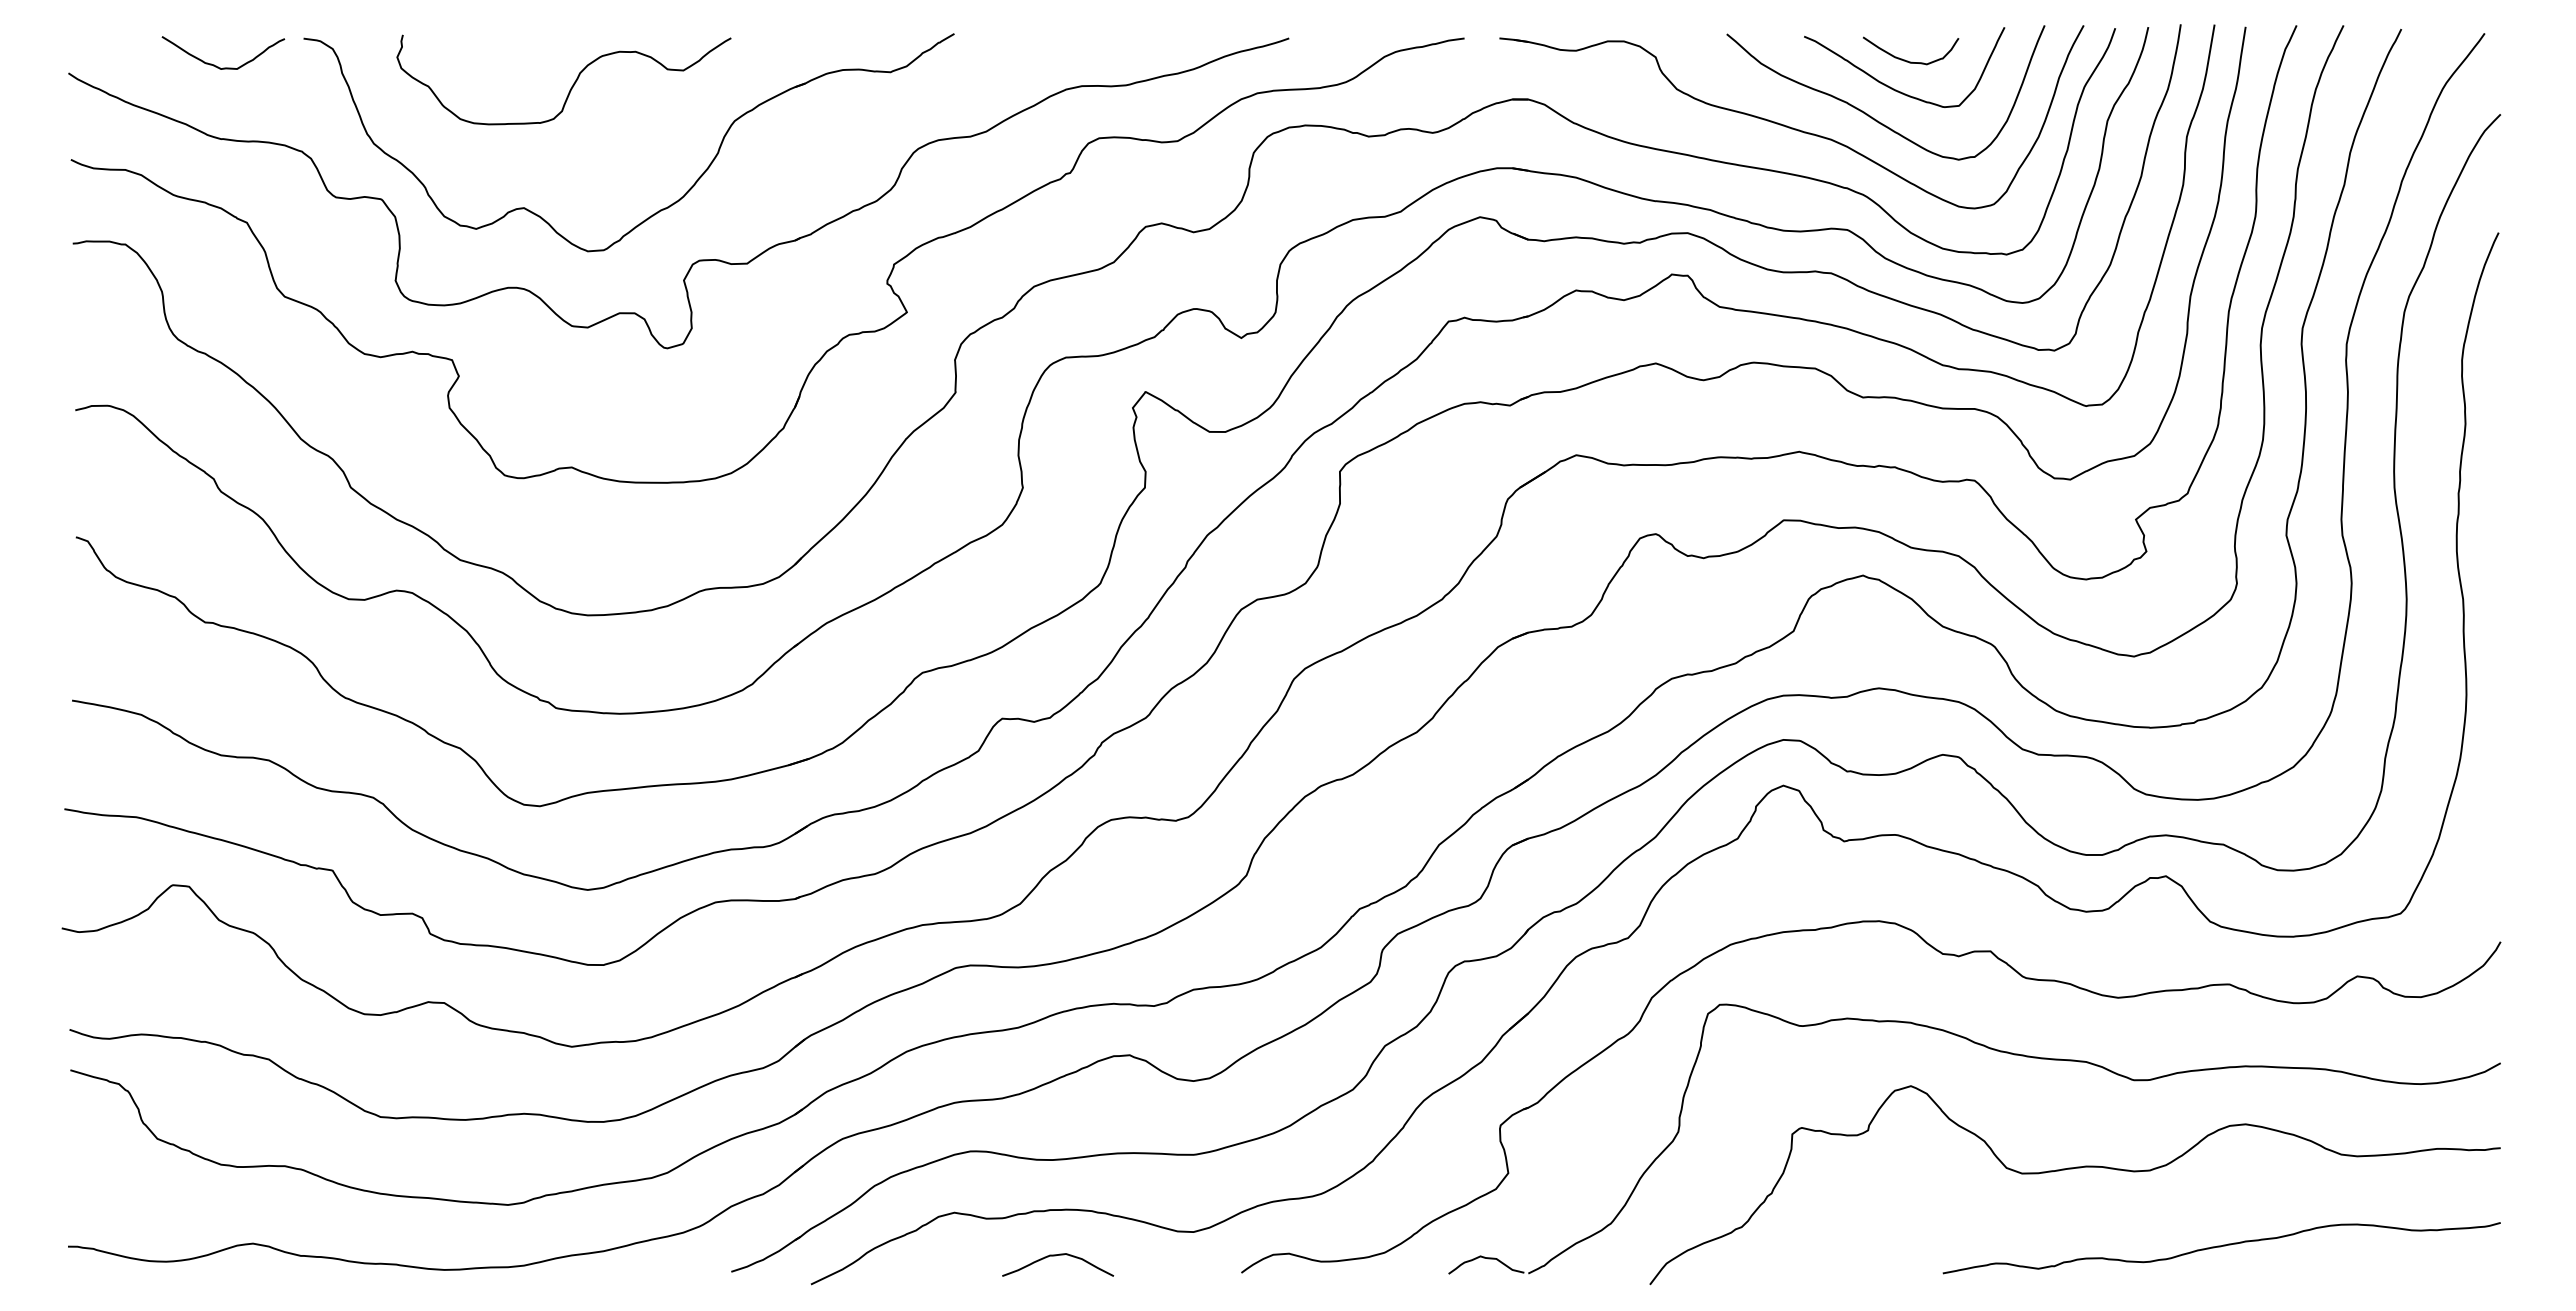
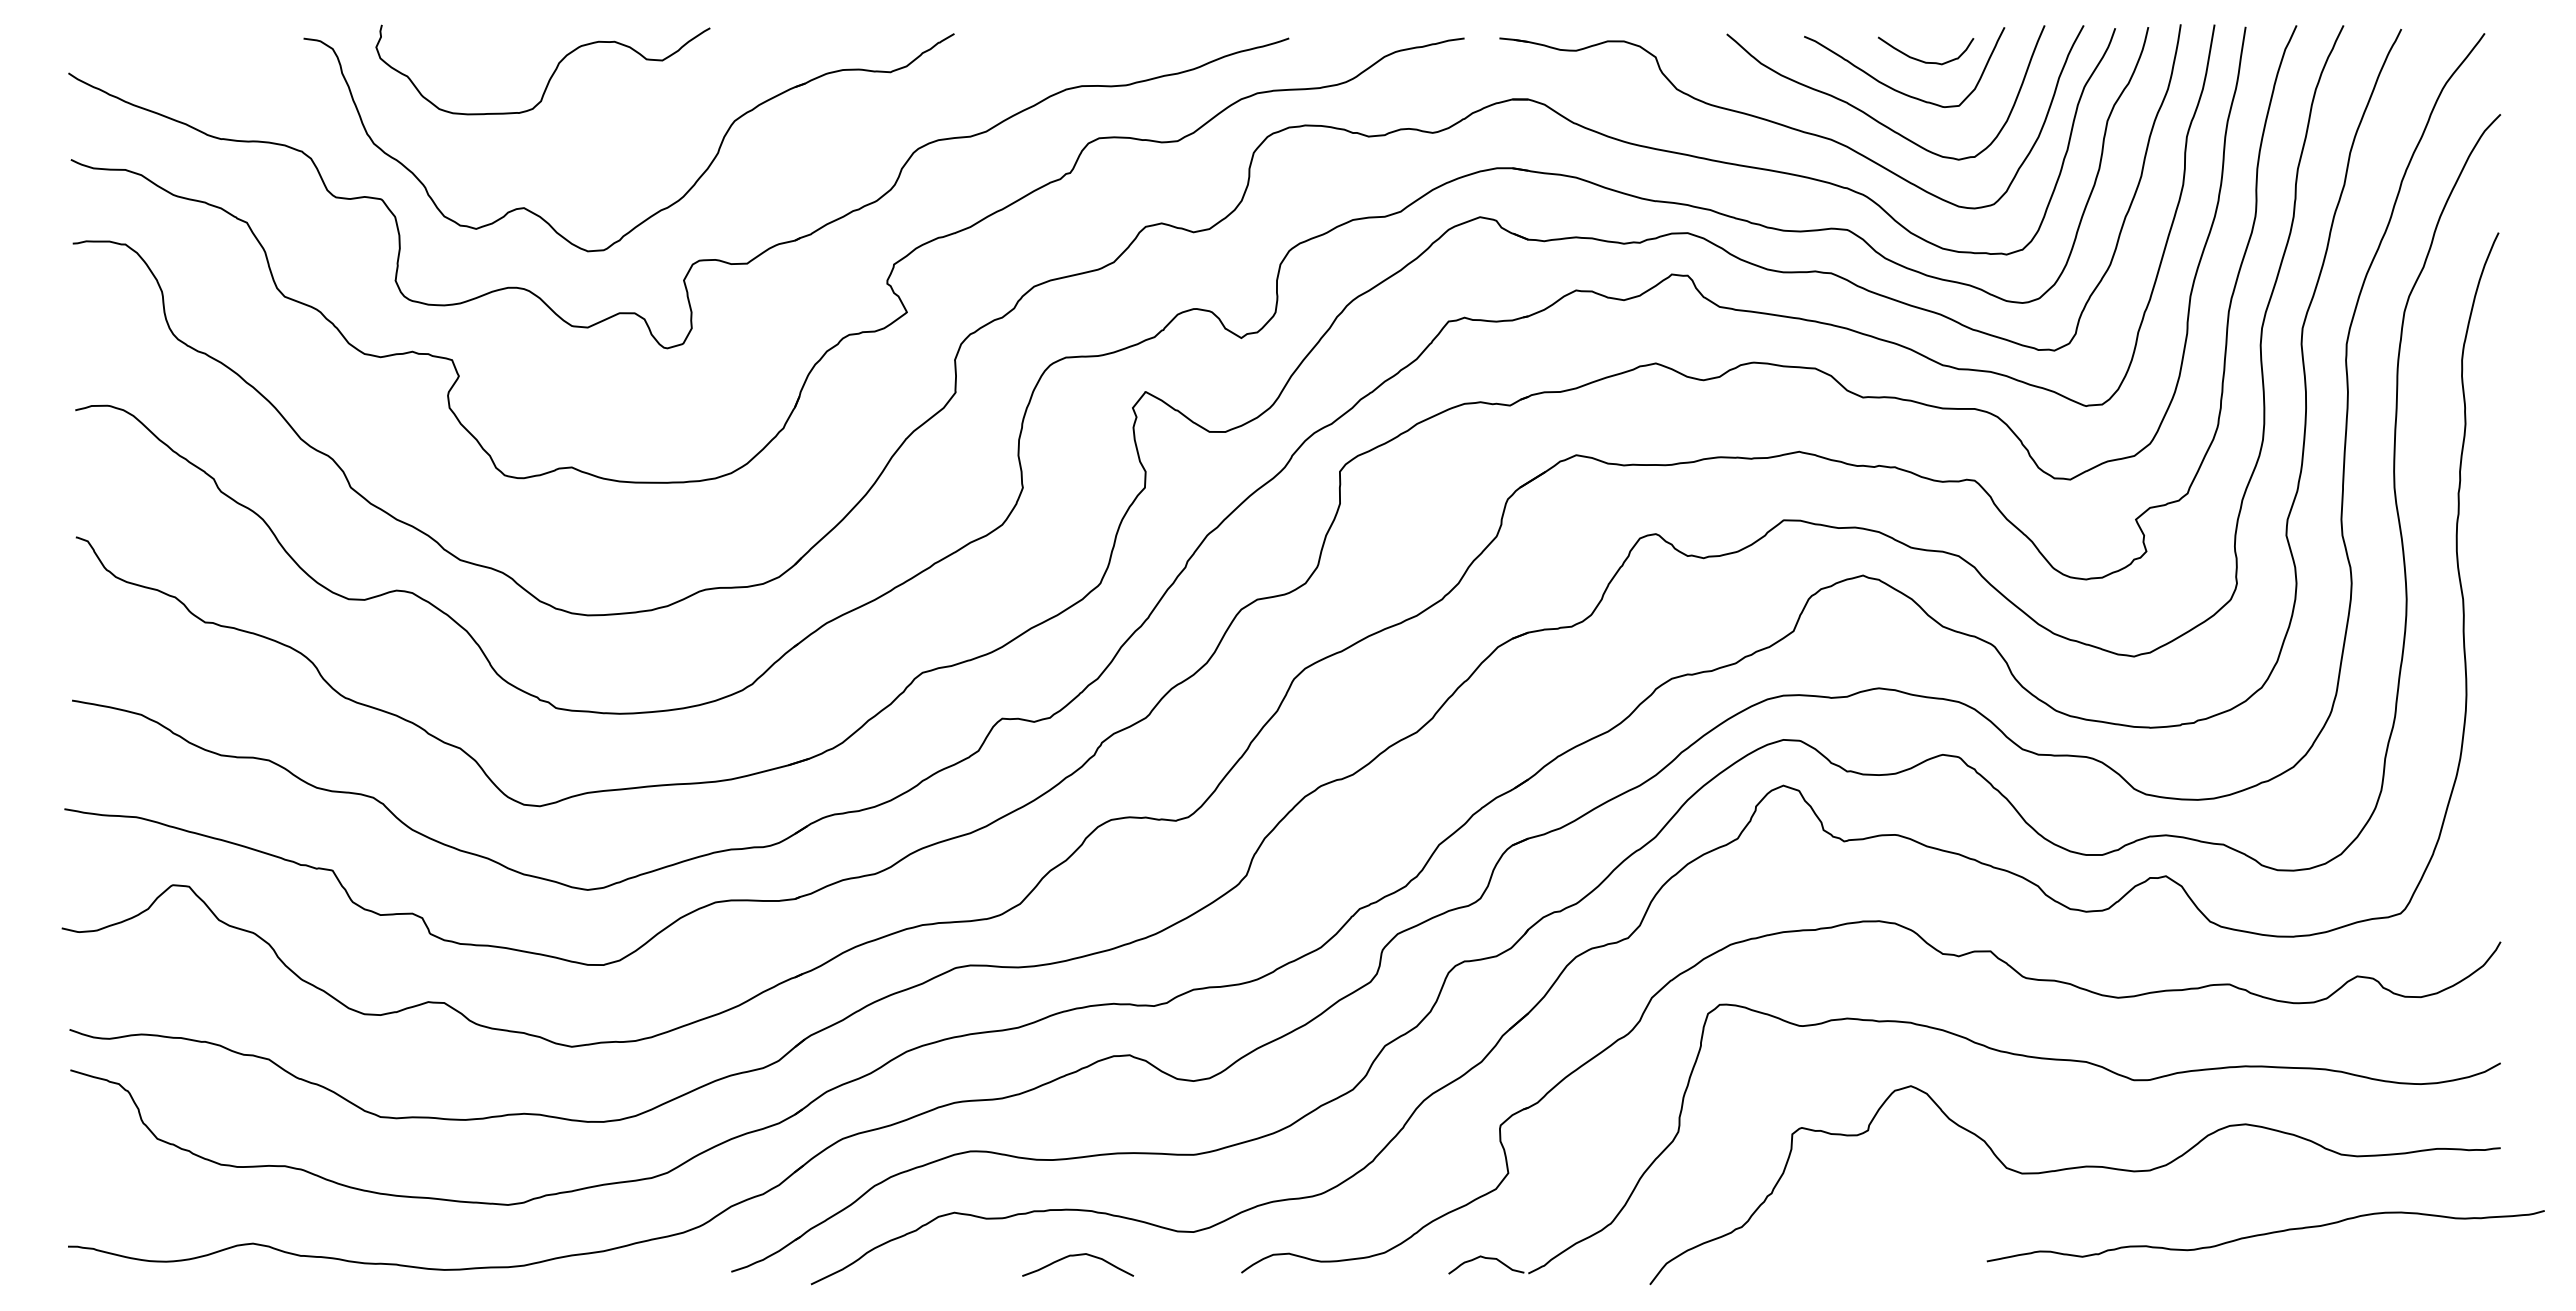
curve position: (1907, 60) -> (1922, 60) (1922, 60)
curve: present -> none (216, 65)
curve position: (572, 84) -> (551, 74) (551, 74)
curve position: (2220, 1247) -> (2264, 1235) (2264, 1235)
curve position: (1055, 1256) -> (1075, 1256) (1075, 1256)
